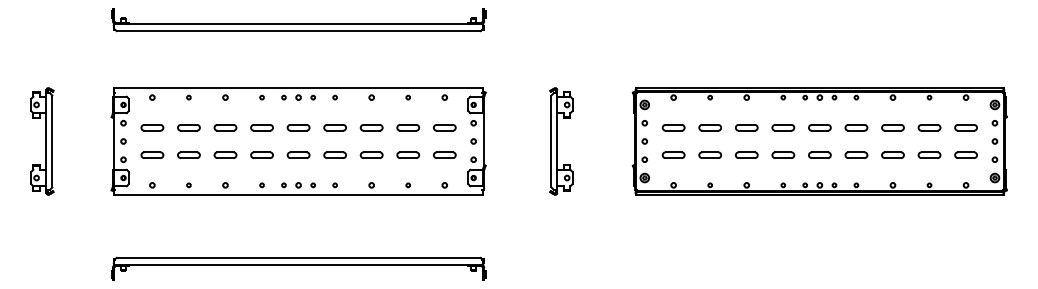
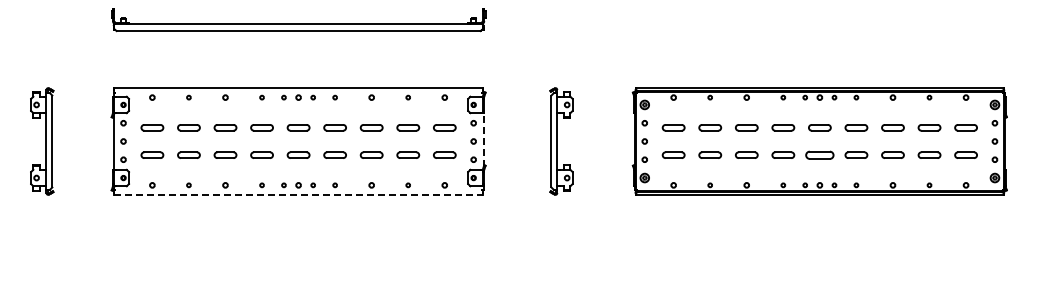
line: solid -> dashed (483, 139)
part size: 24x8 px -> 30x10 px (819, 154)
line: solid -> dashed (299, 194)
part: present -> none (298, 268)
